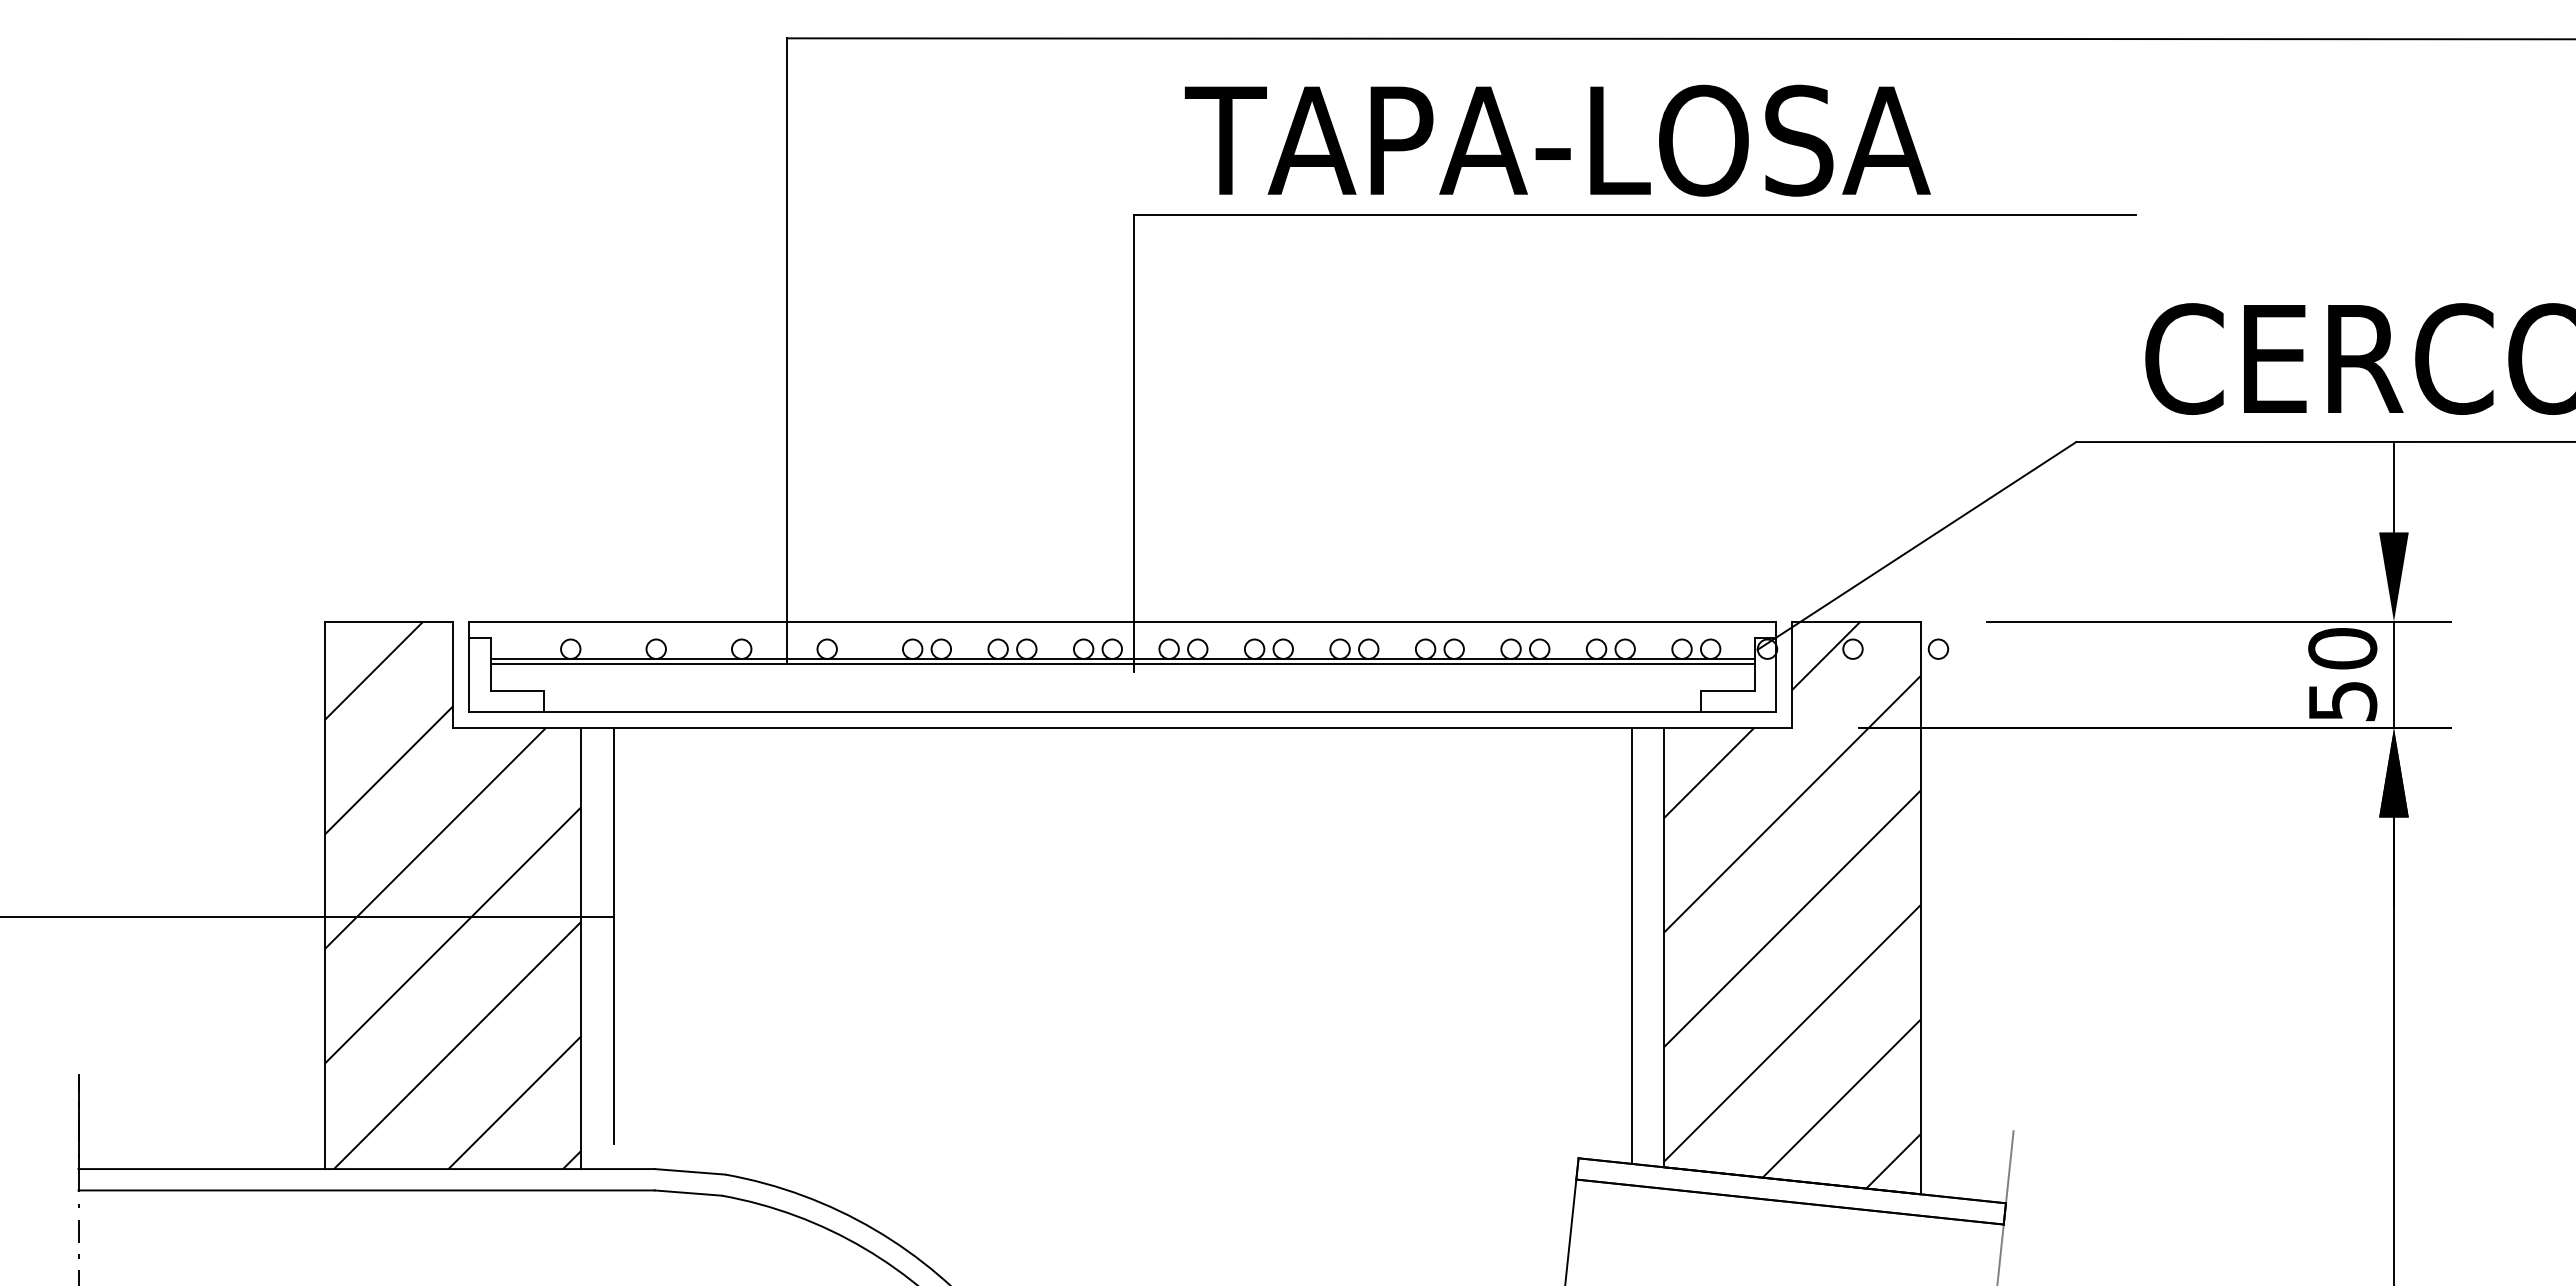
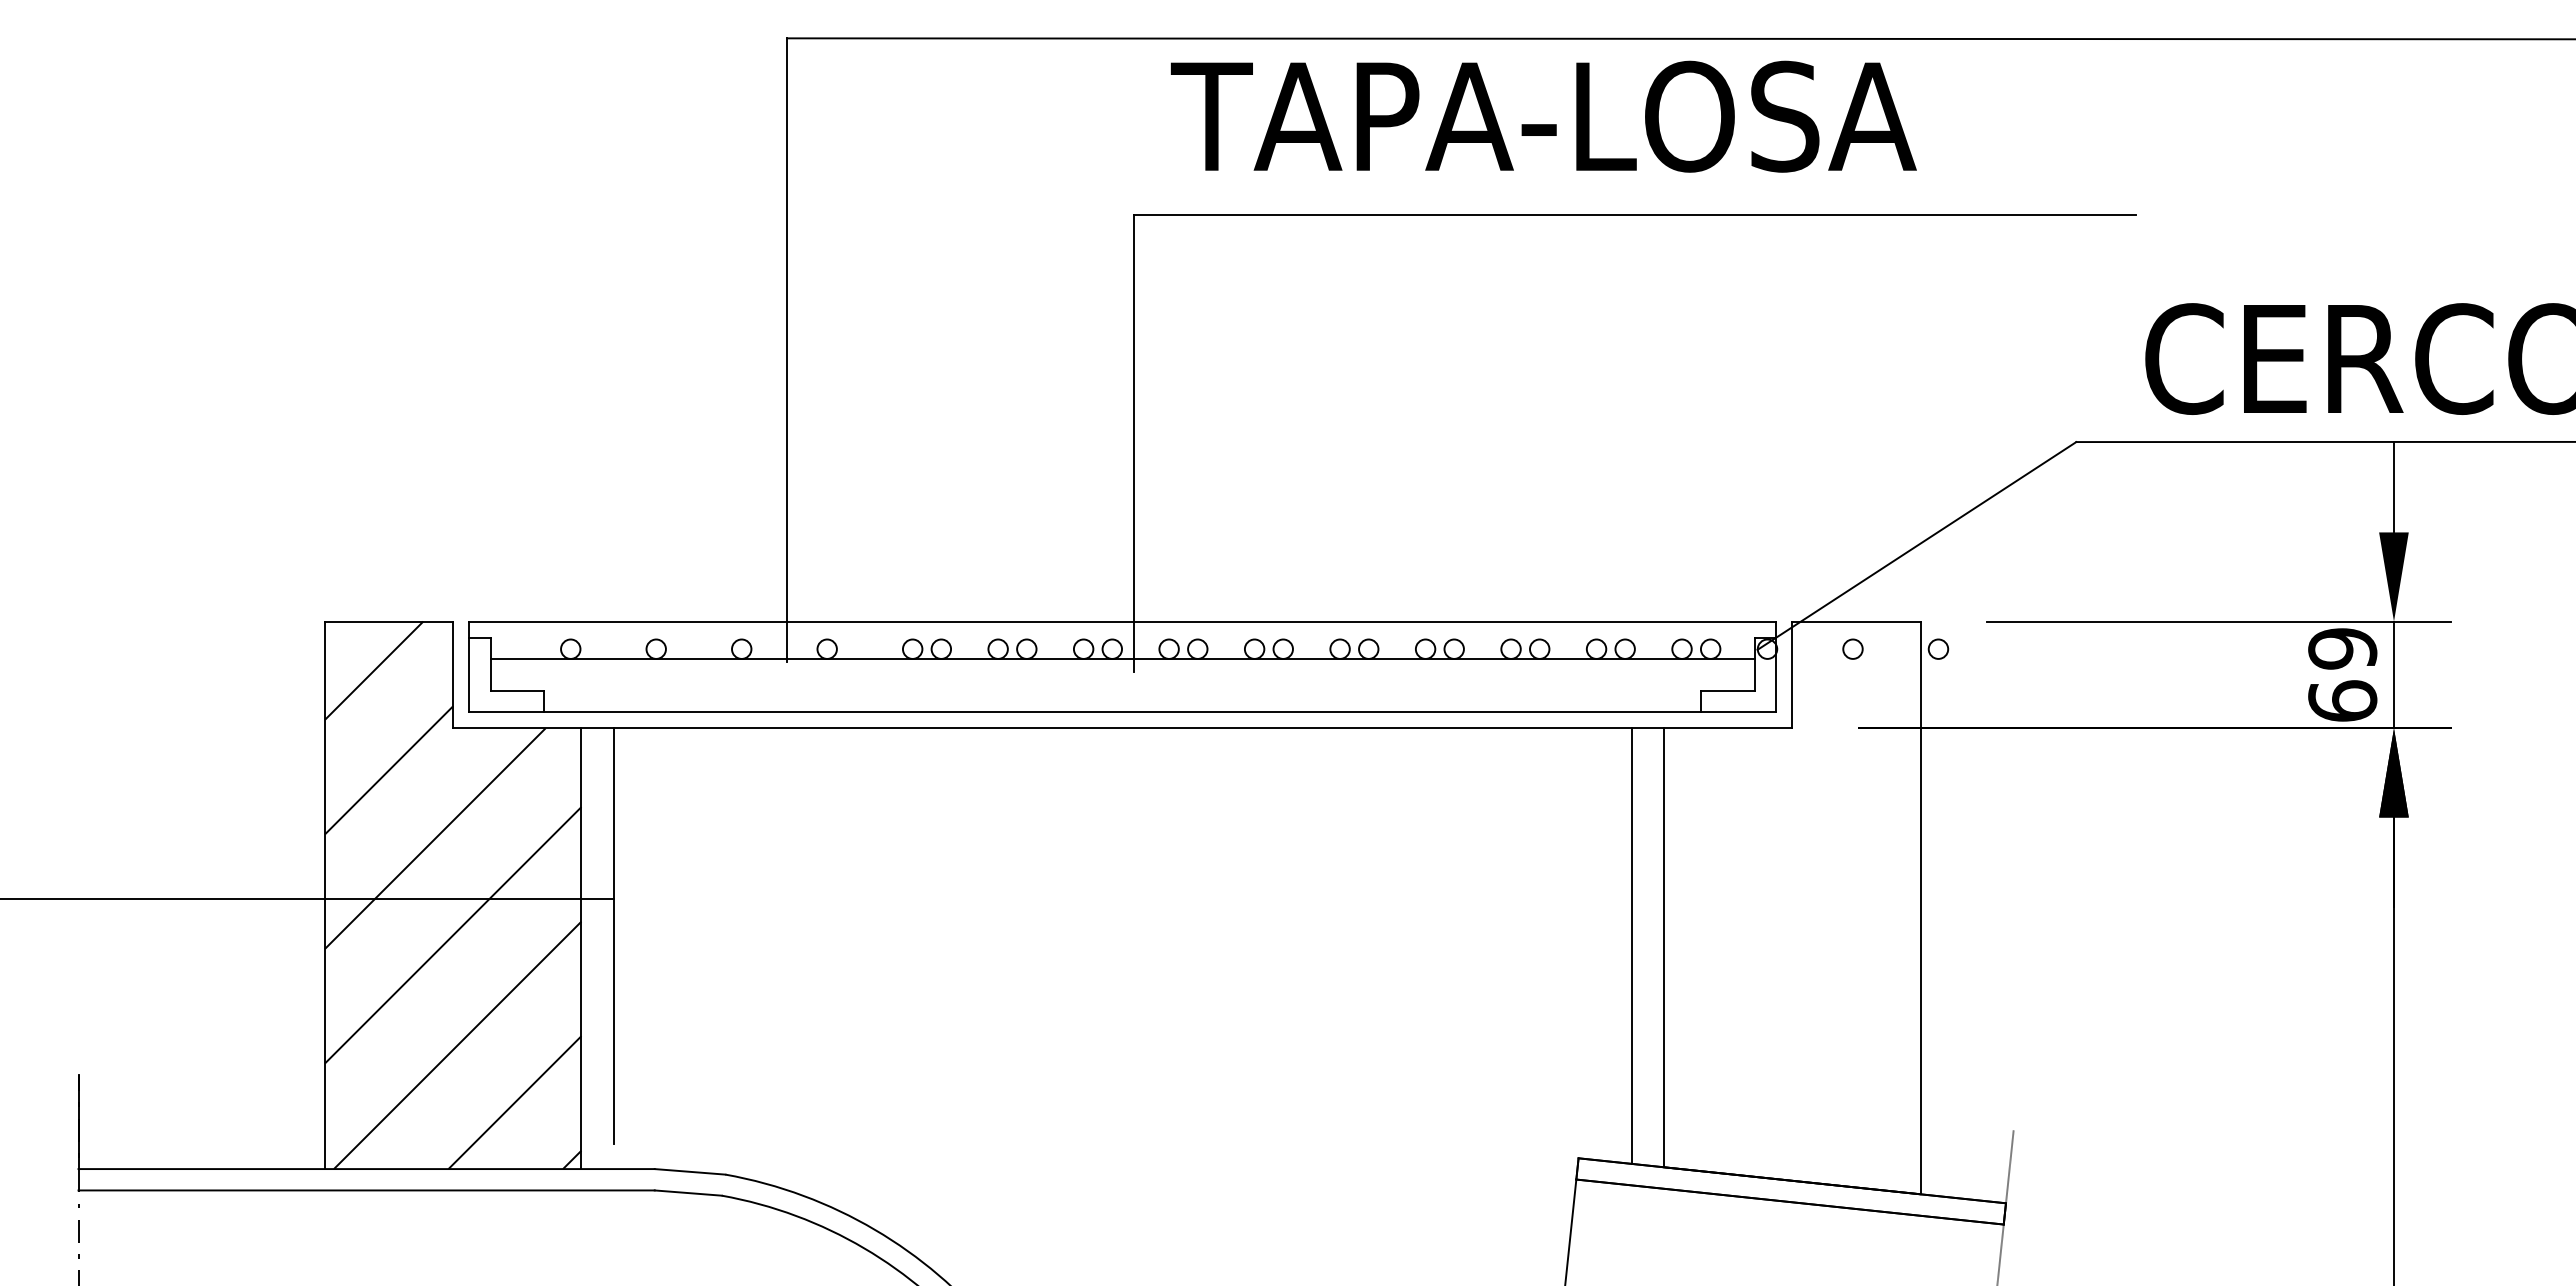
text position: (1557, 140) -> (1543, 116) (1543, 116)
line: present -> none (1122, 664)
text: 50 -> 69 (2342, 674)
hatch: present -> none (1792, 904)
line position: (307, 917) -> (307, 899) (307, 899)
